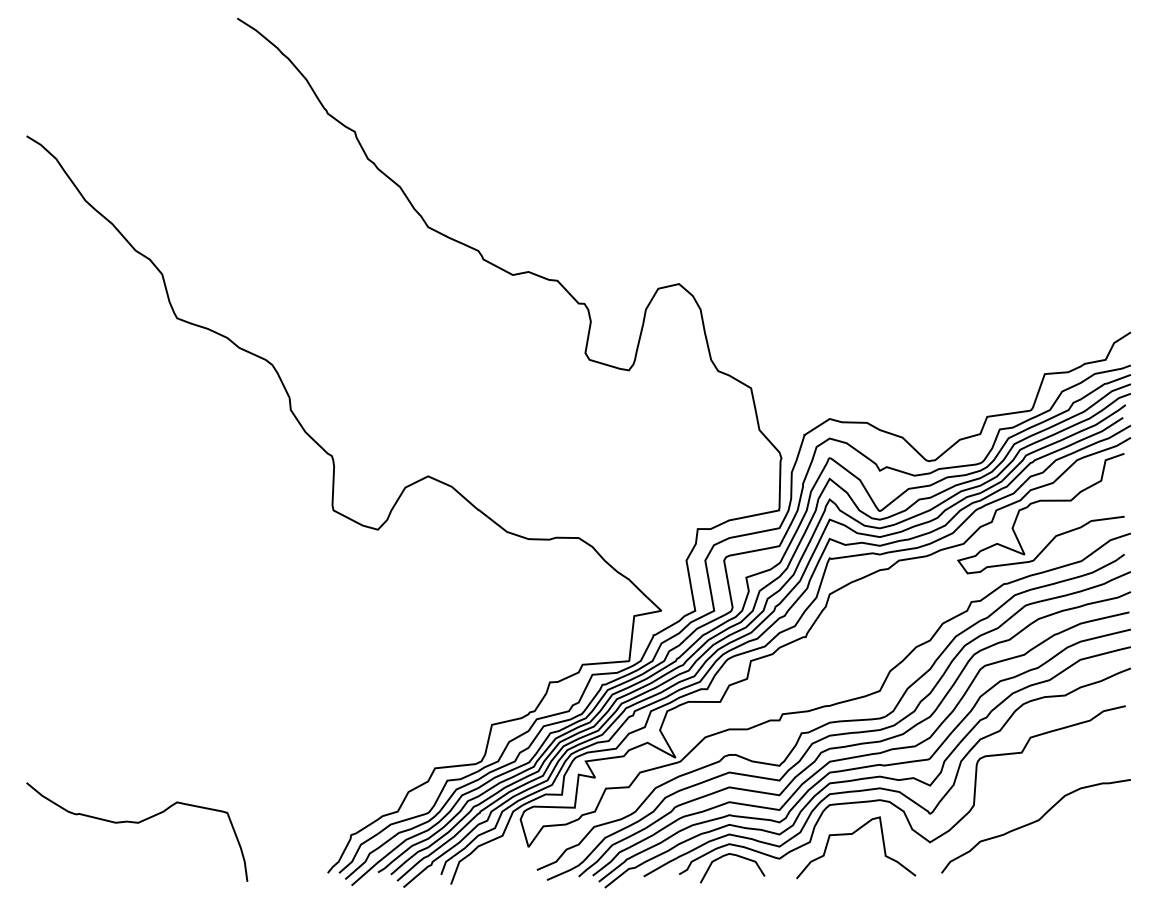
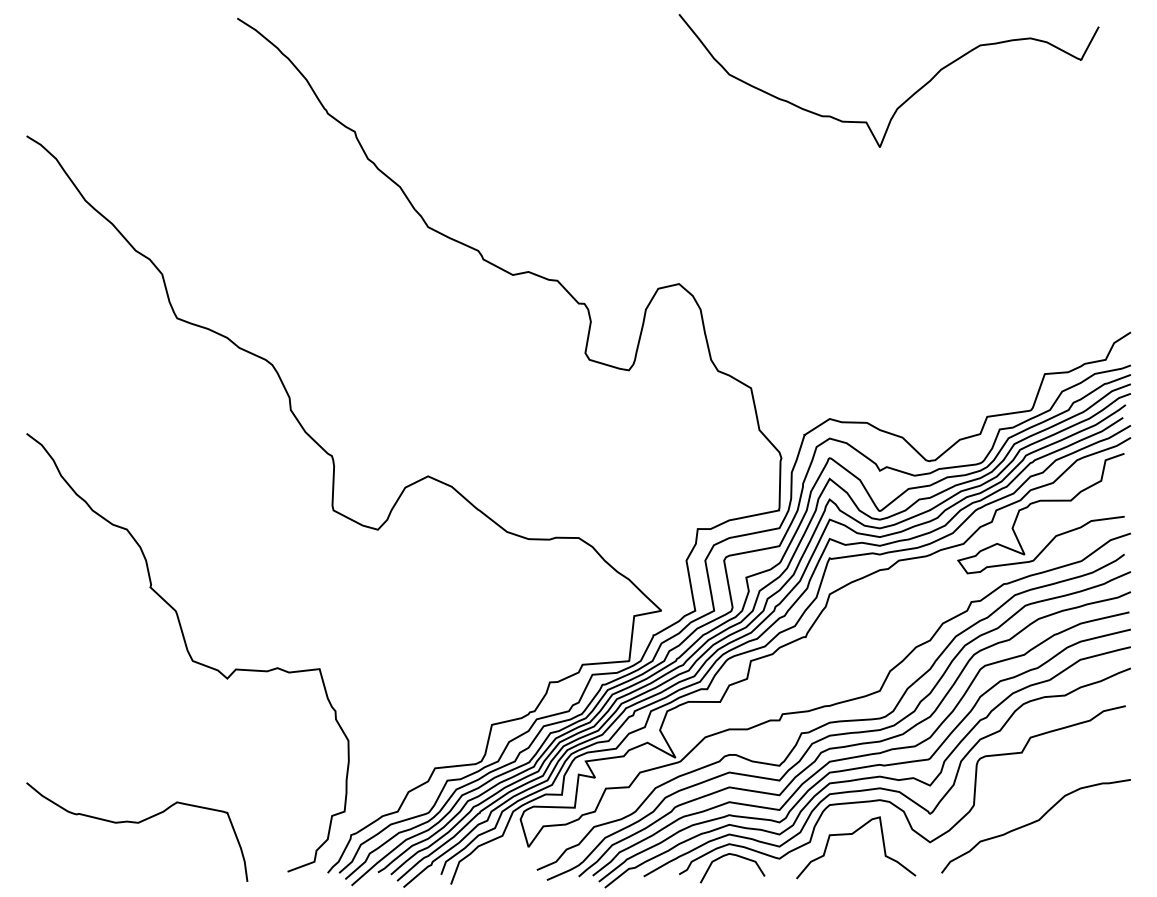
curve: none -> present (907, 98)
curve: none -> present (187, 652)
